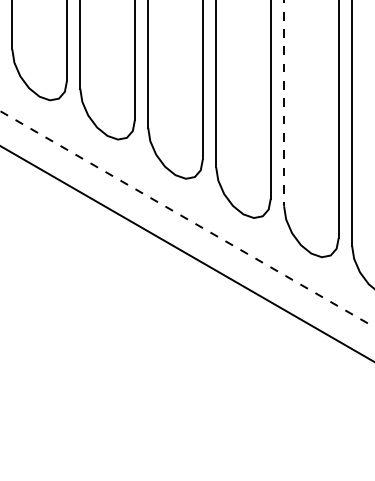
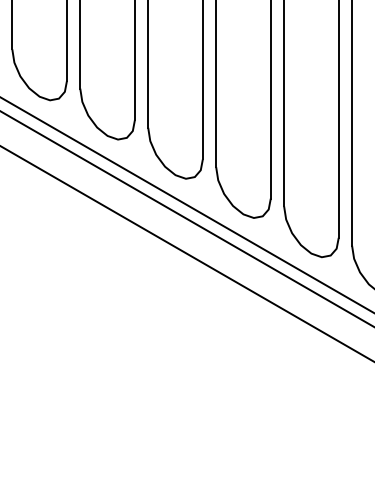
line: dashed -> solid (284, 103)
line: none -> present (186, 204)
line: dashed -> solid (187, 219)
